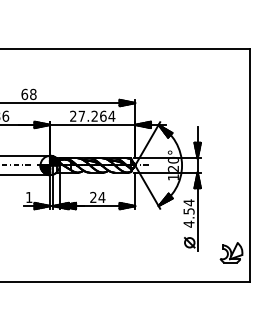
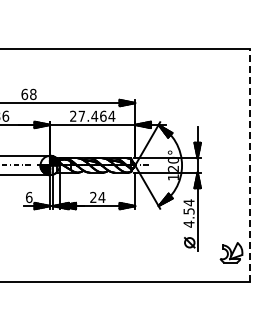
text: 27.264 -> 27.464 (94, 115)
line: solid -> dashed (250, 165)
text: 1 -> 6 (29, 197)
